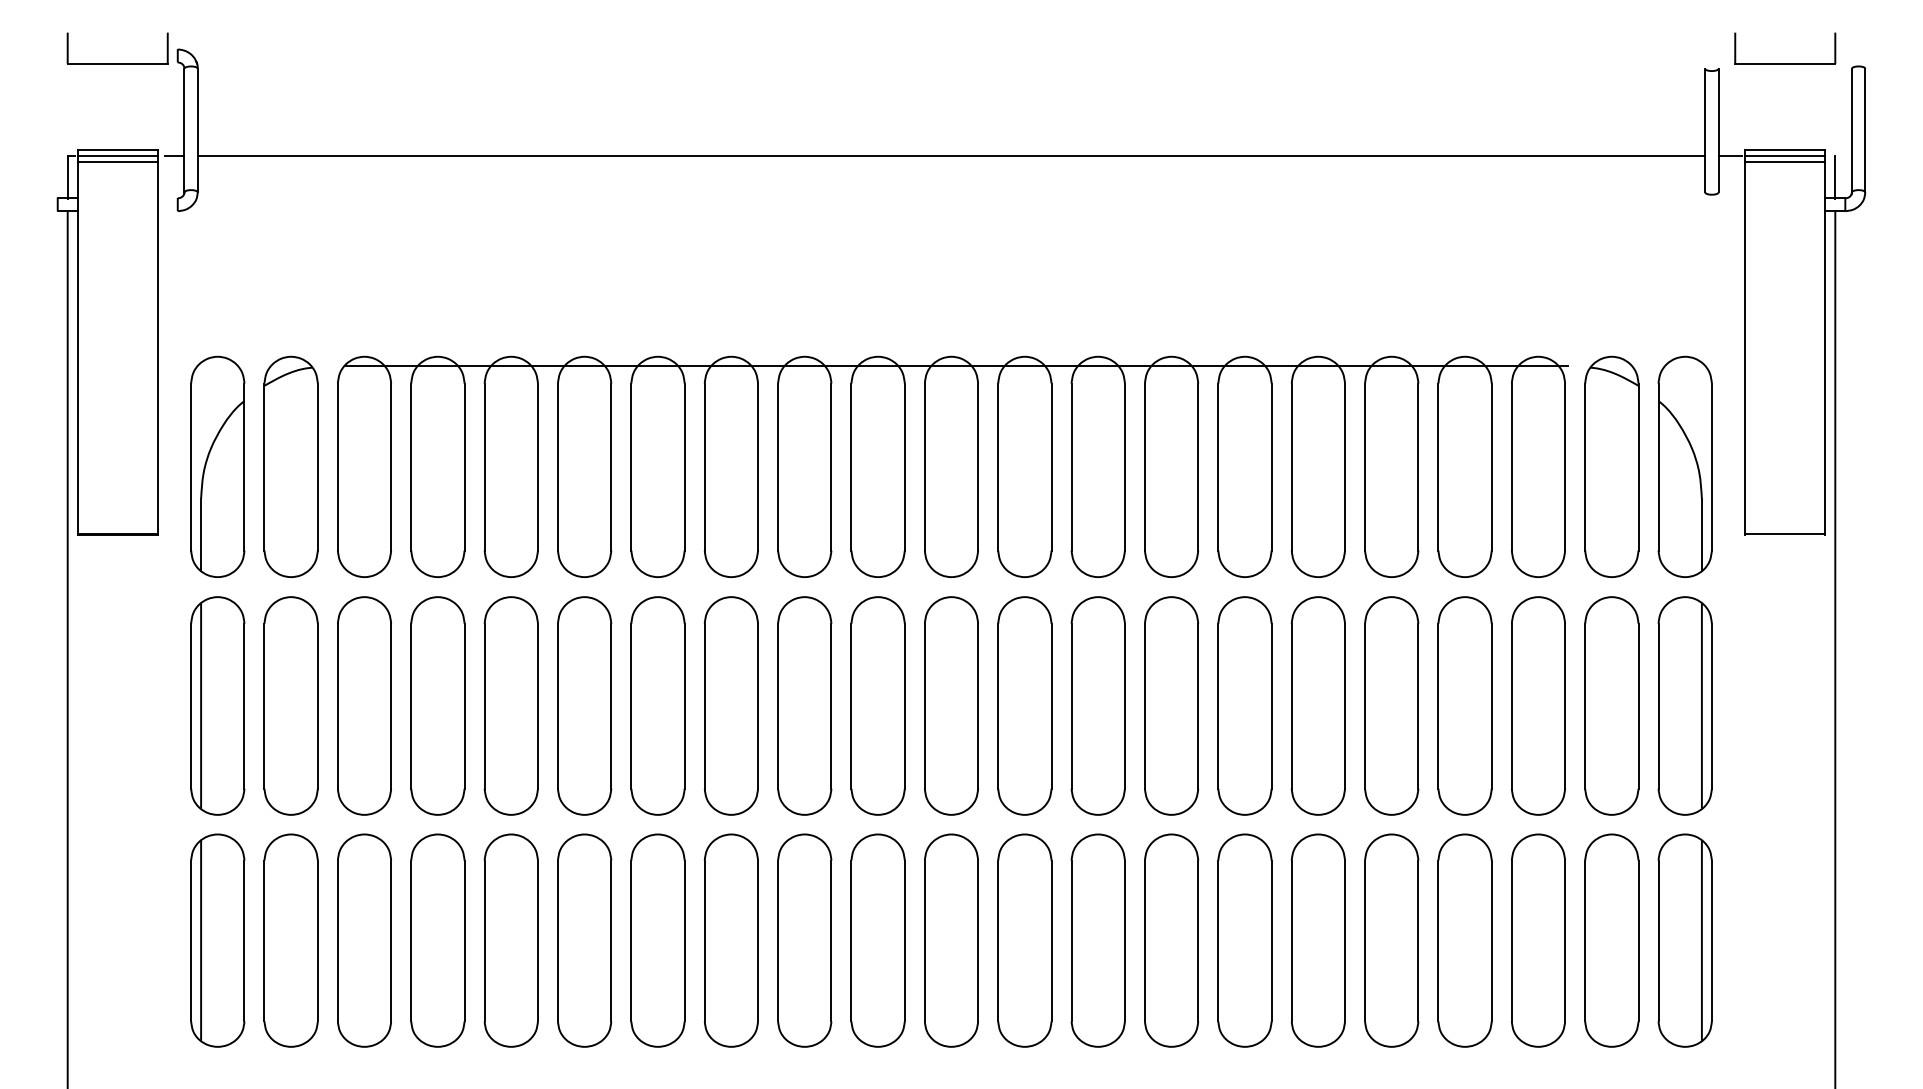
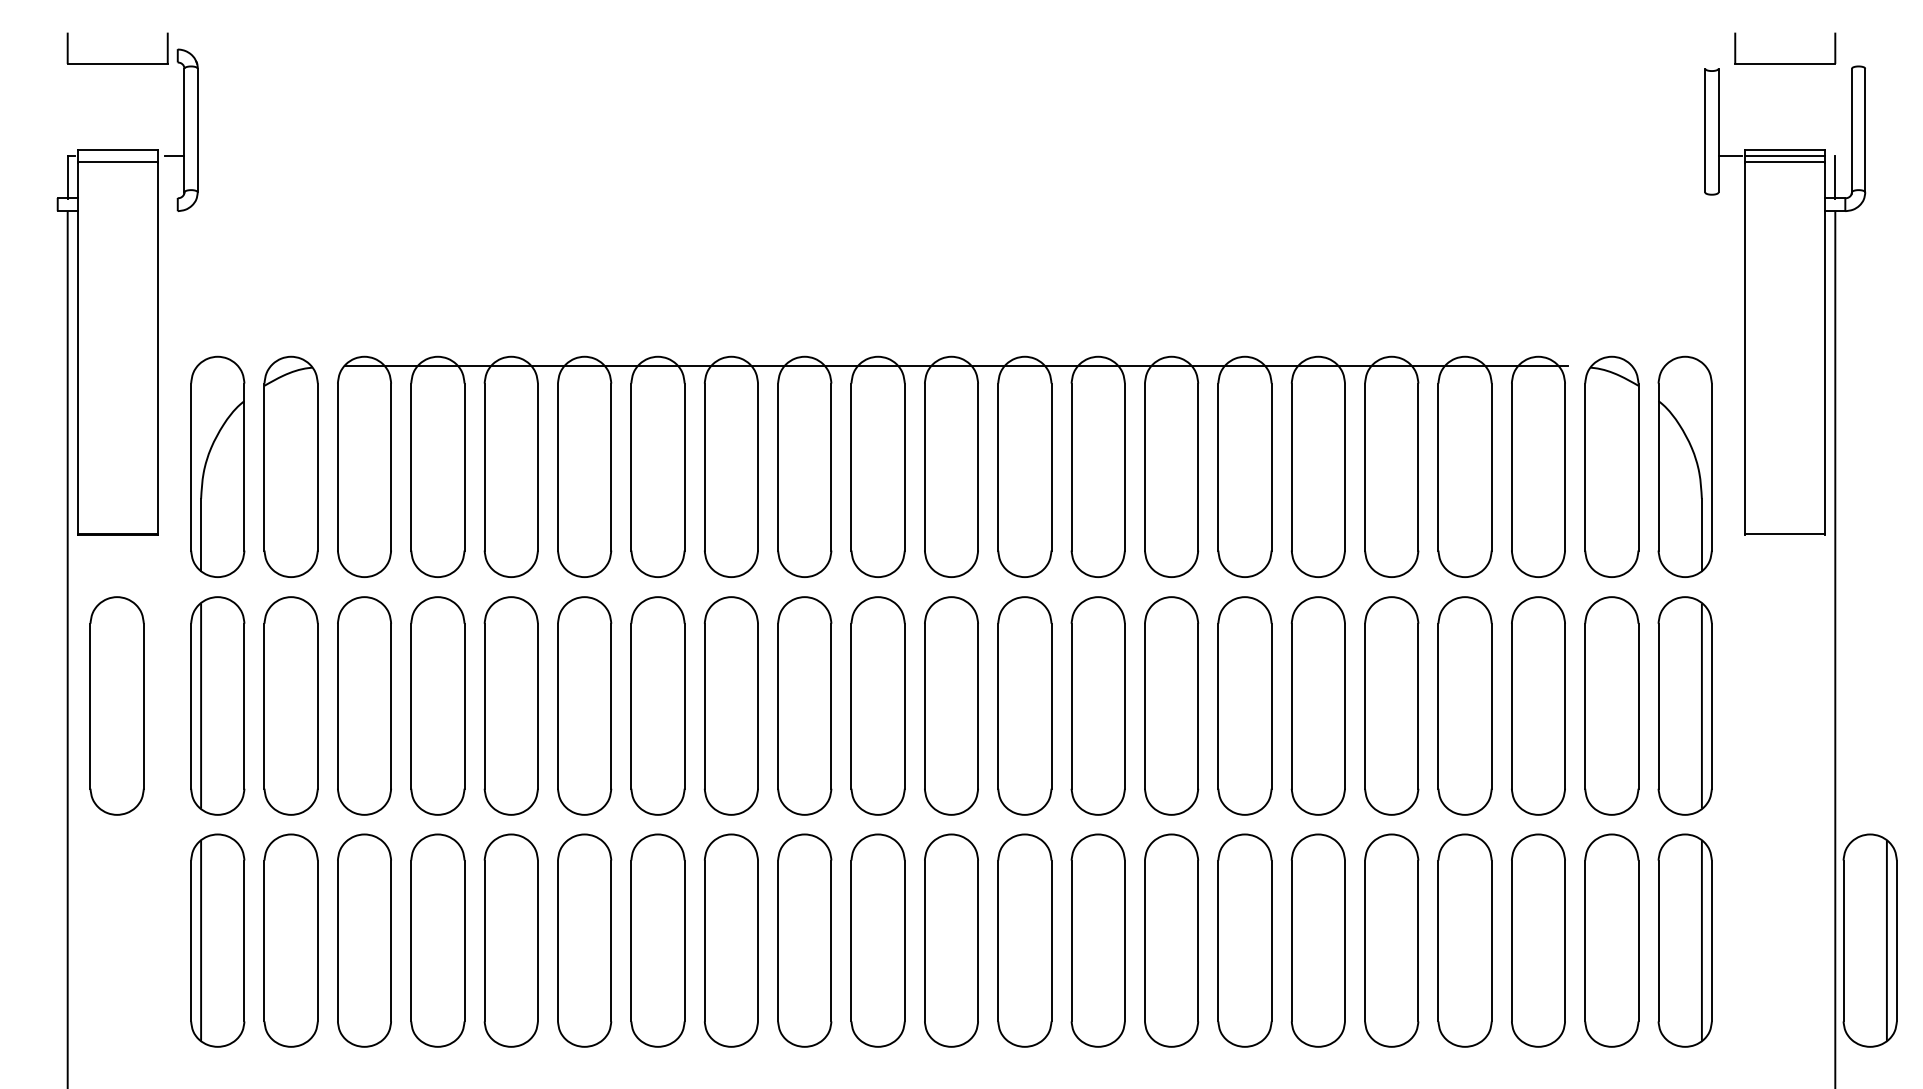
line: present -> none (117, 156)
line: present -> none (951, 156)
part: none -> present (116, 705)
part: none -> present (1869, 940)
